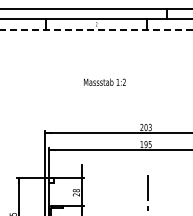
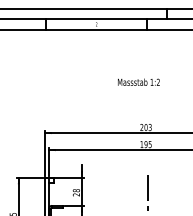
line: dashed -> solid (95, 29)
text position: (104, 81) -> (138, 81) (138, 81)
